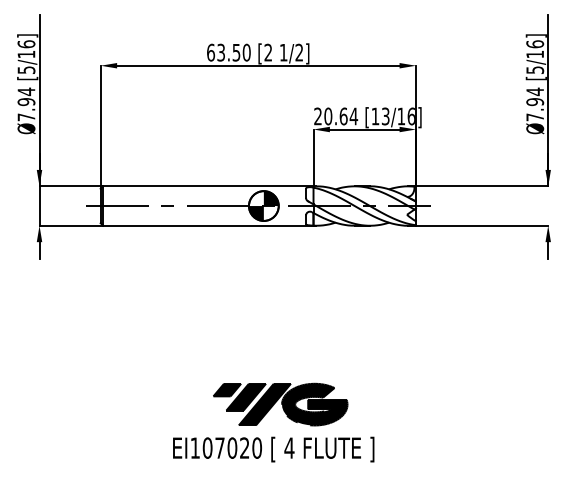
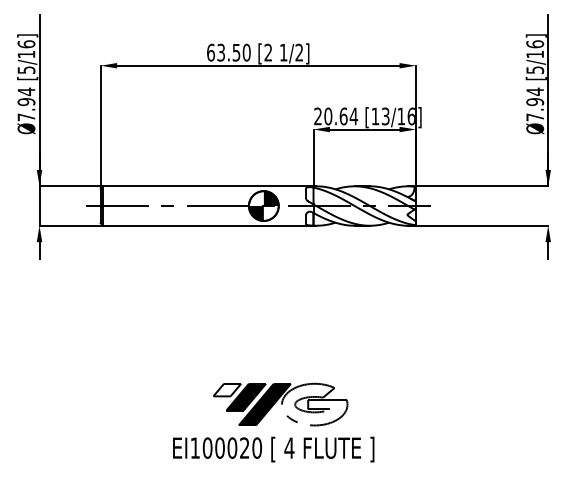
fill: present -> none (227, 389)
fill: present -> none (314, 404)
text: EI107020 -> EI100020 (219, 447)
